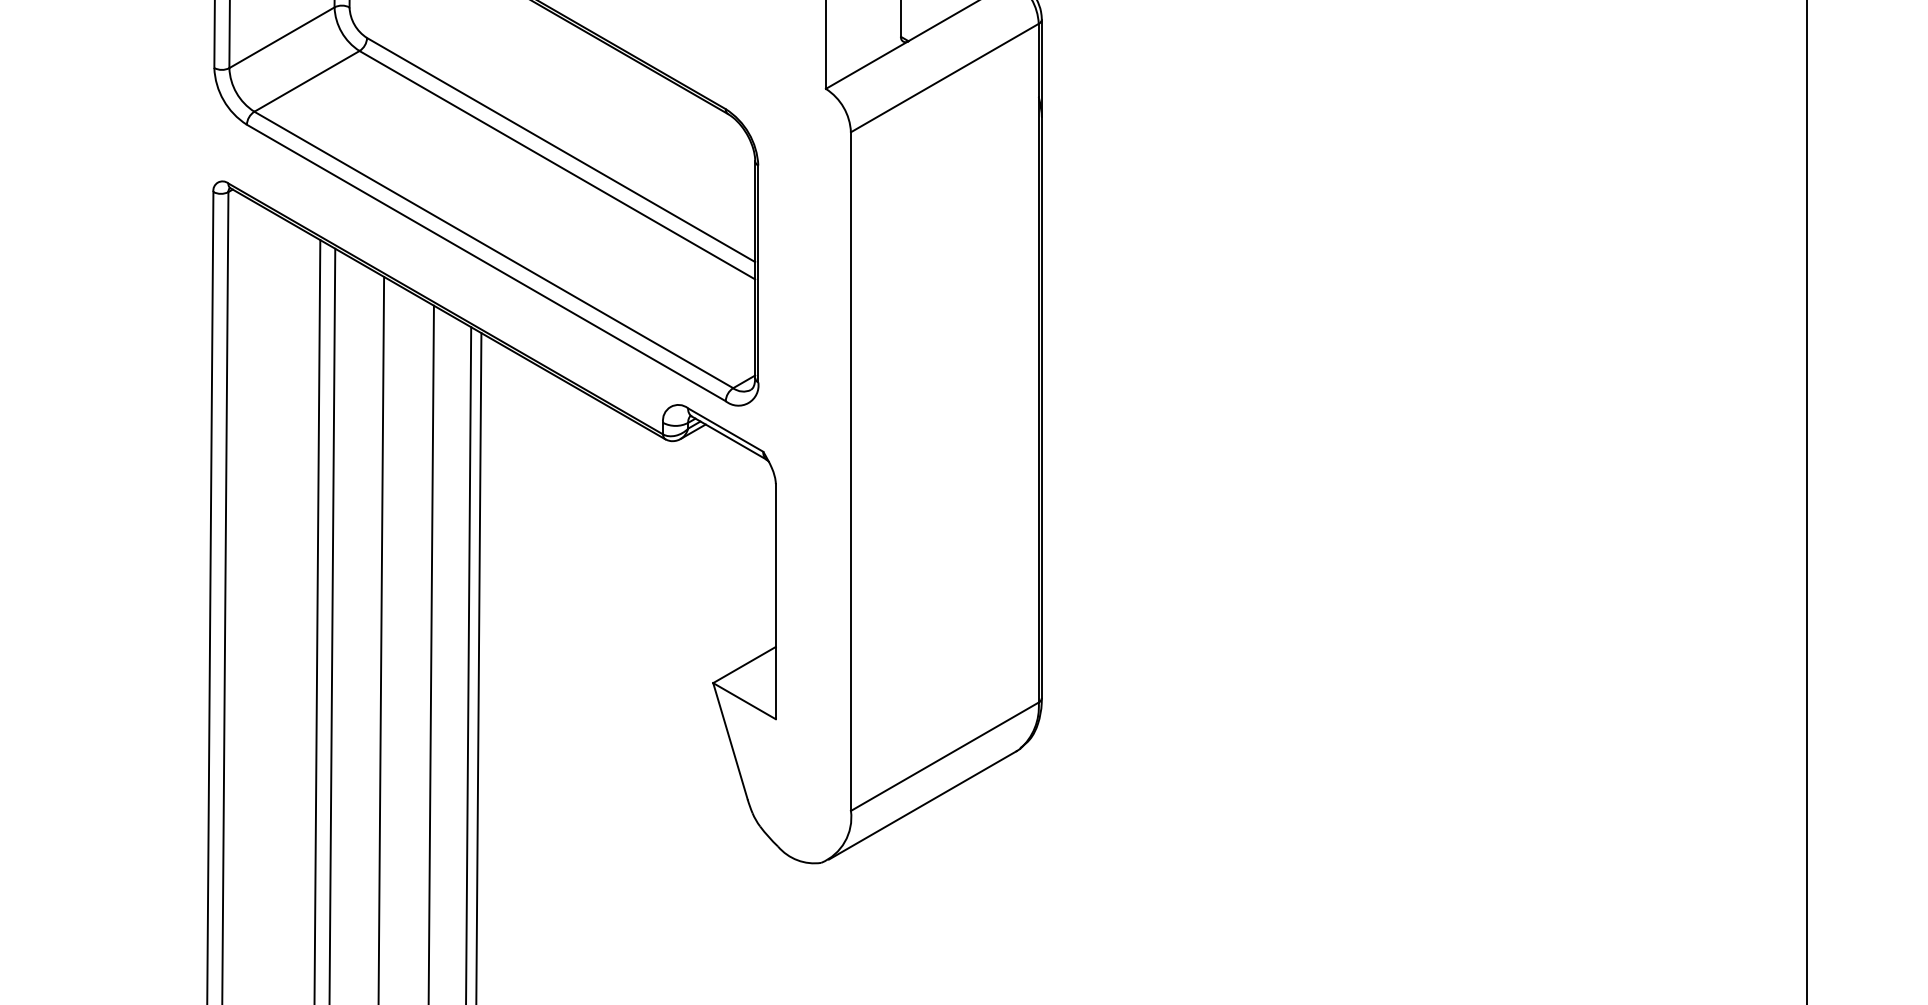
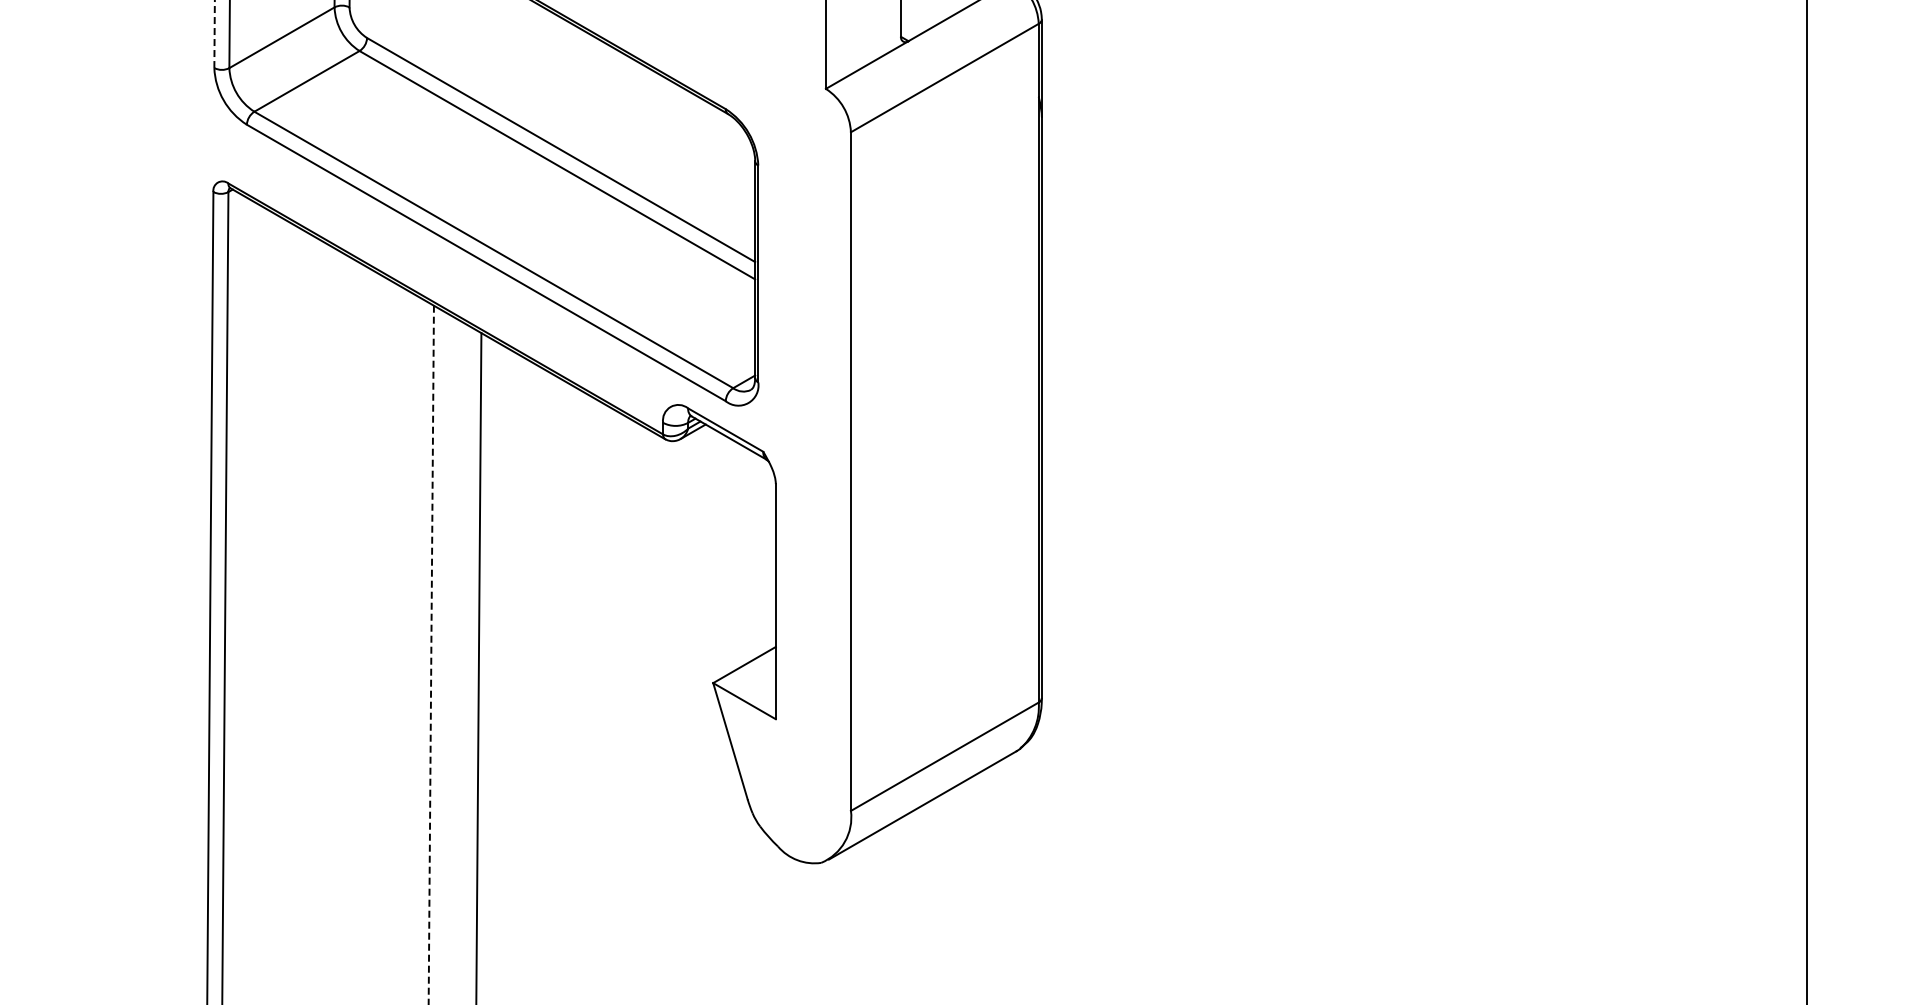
line: solid -> dashed (214, 34)
line: present -> none (317, 620)
line: present -> none (332, 624)
line: present -> none (381, 638)
line: solid -> dashed (431, 655)
line: present -> none (468, 664)
